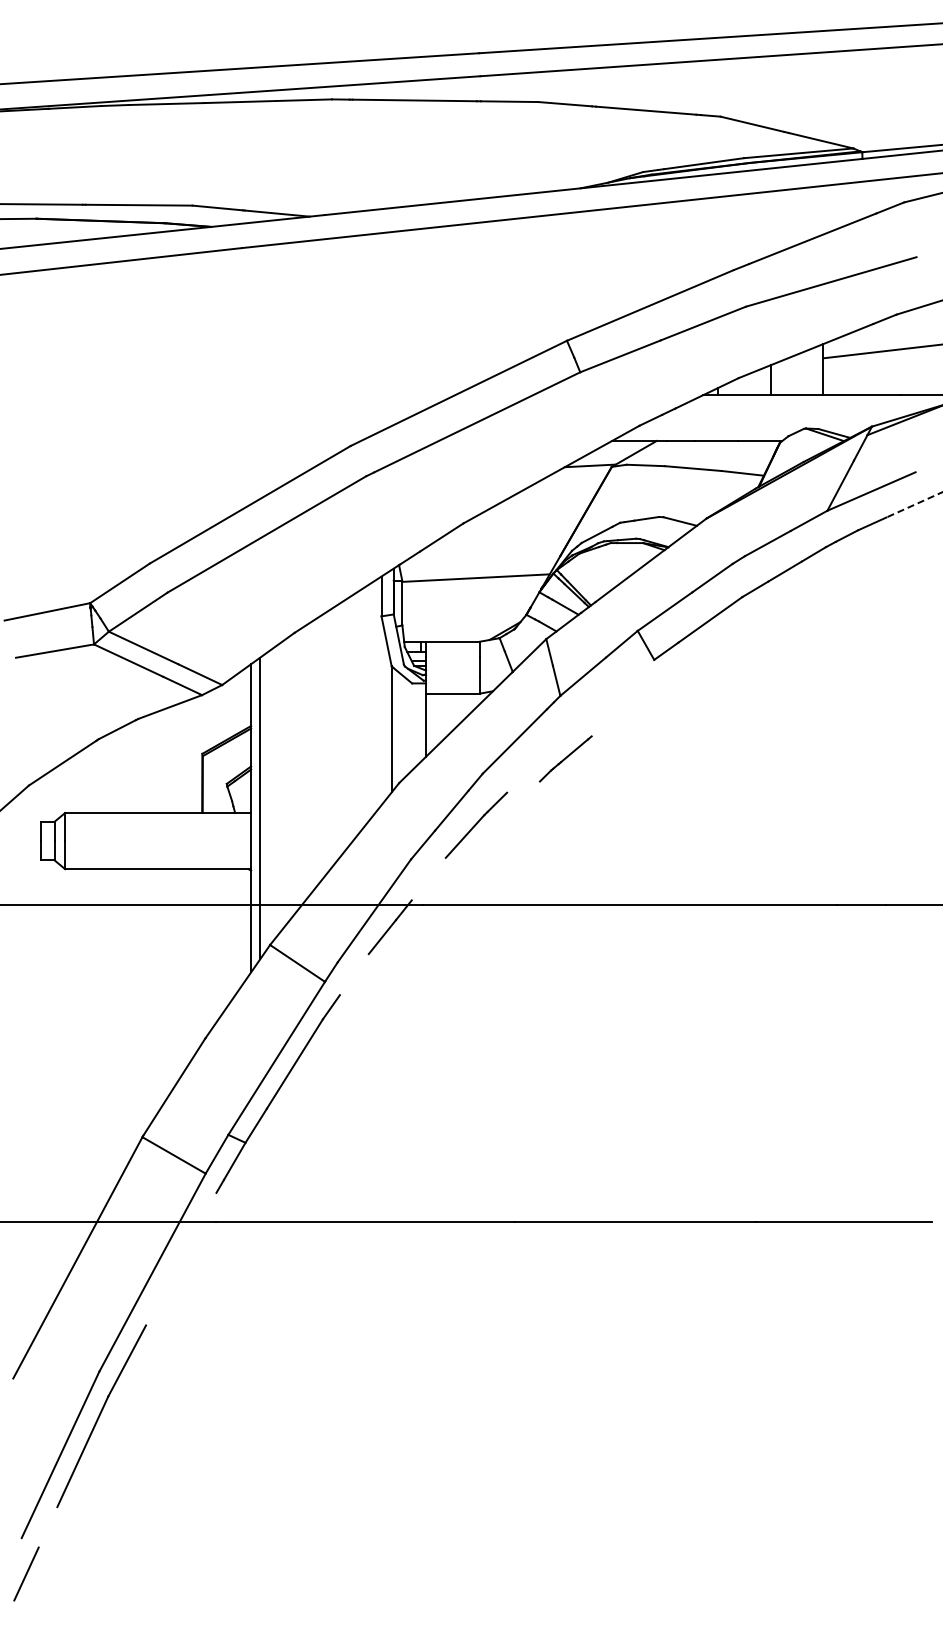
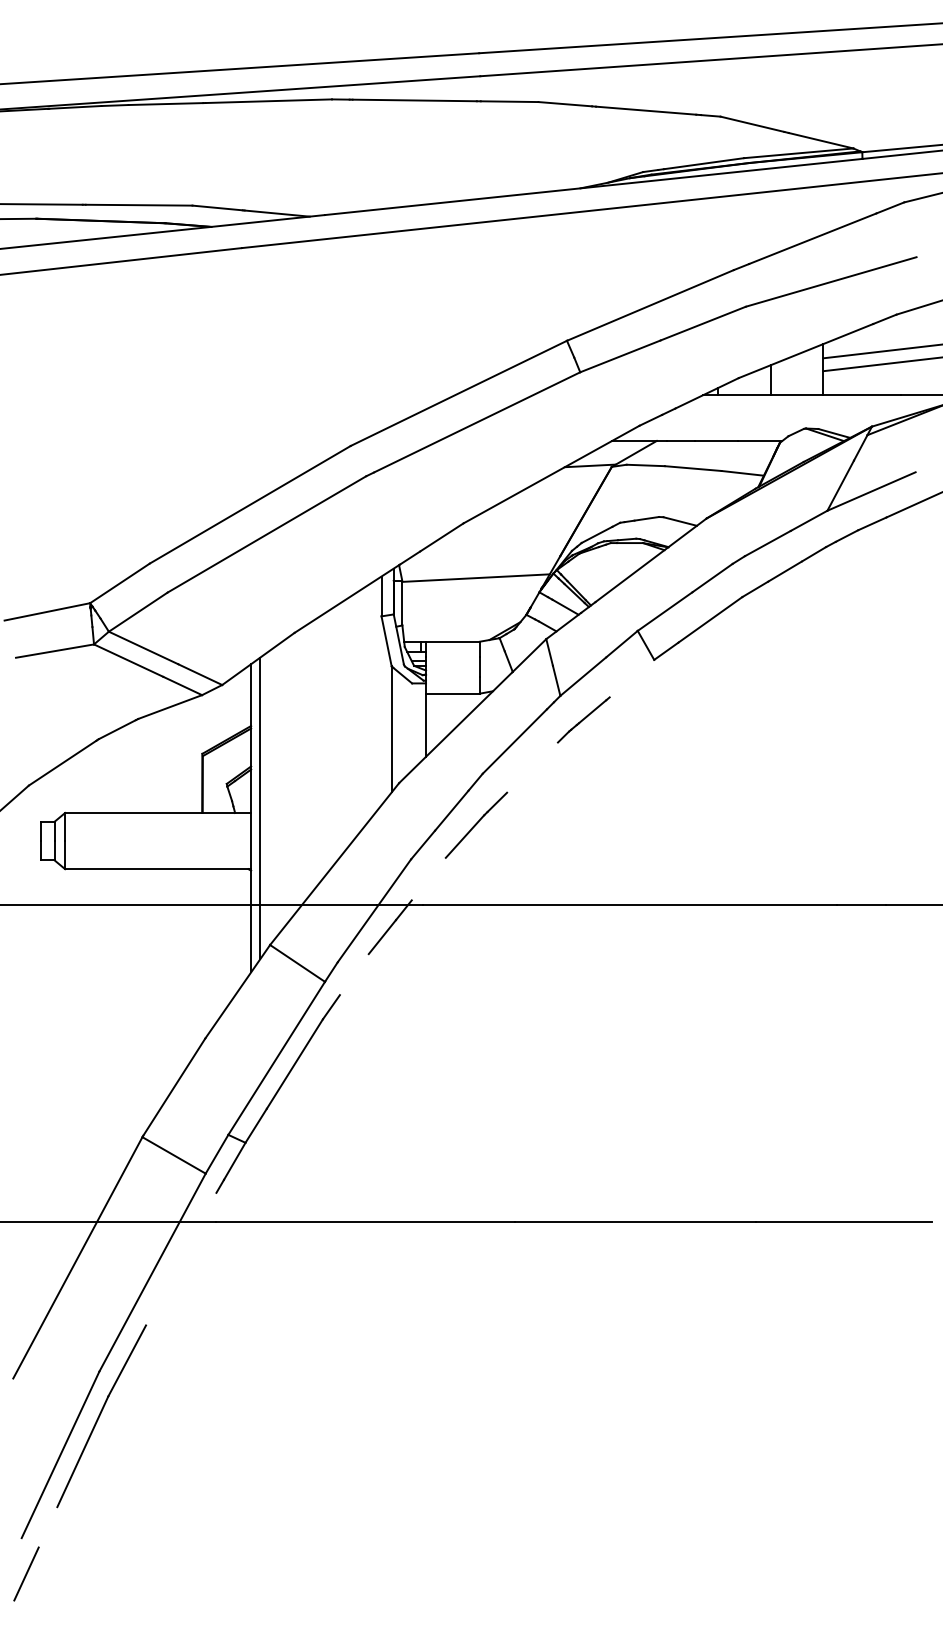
line: none -> present (881, 364)
line: dashed -> solid (914, 504)
line position: (565, 758) -> (583, 719) (583, 719)
